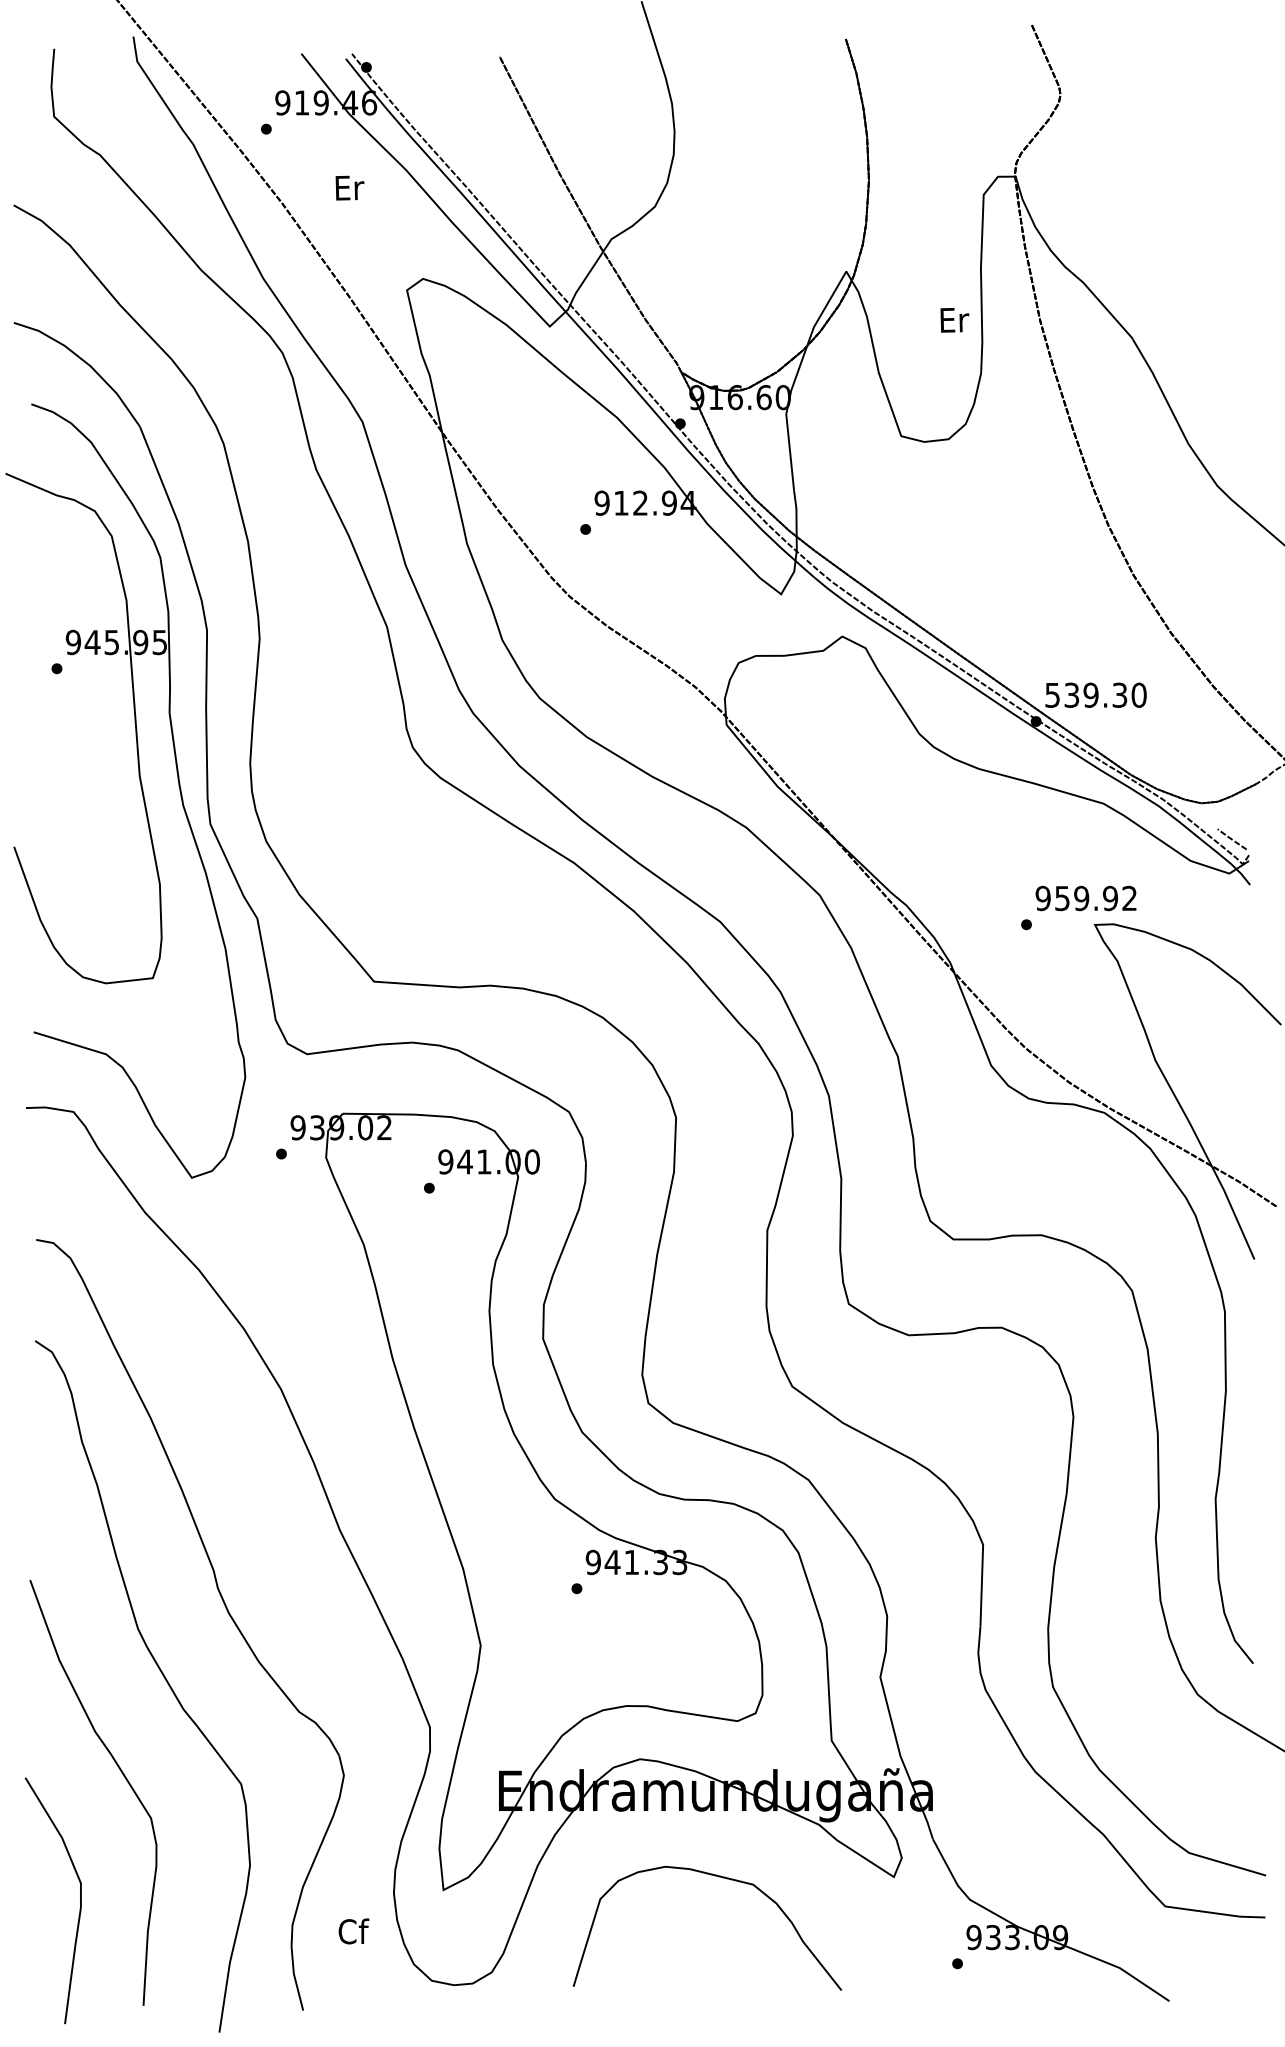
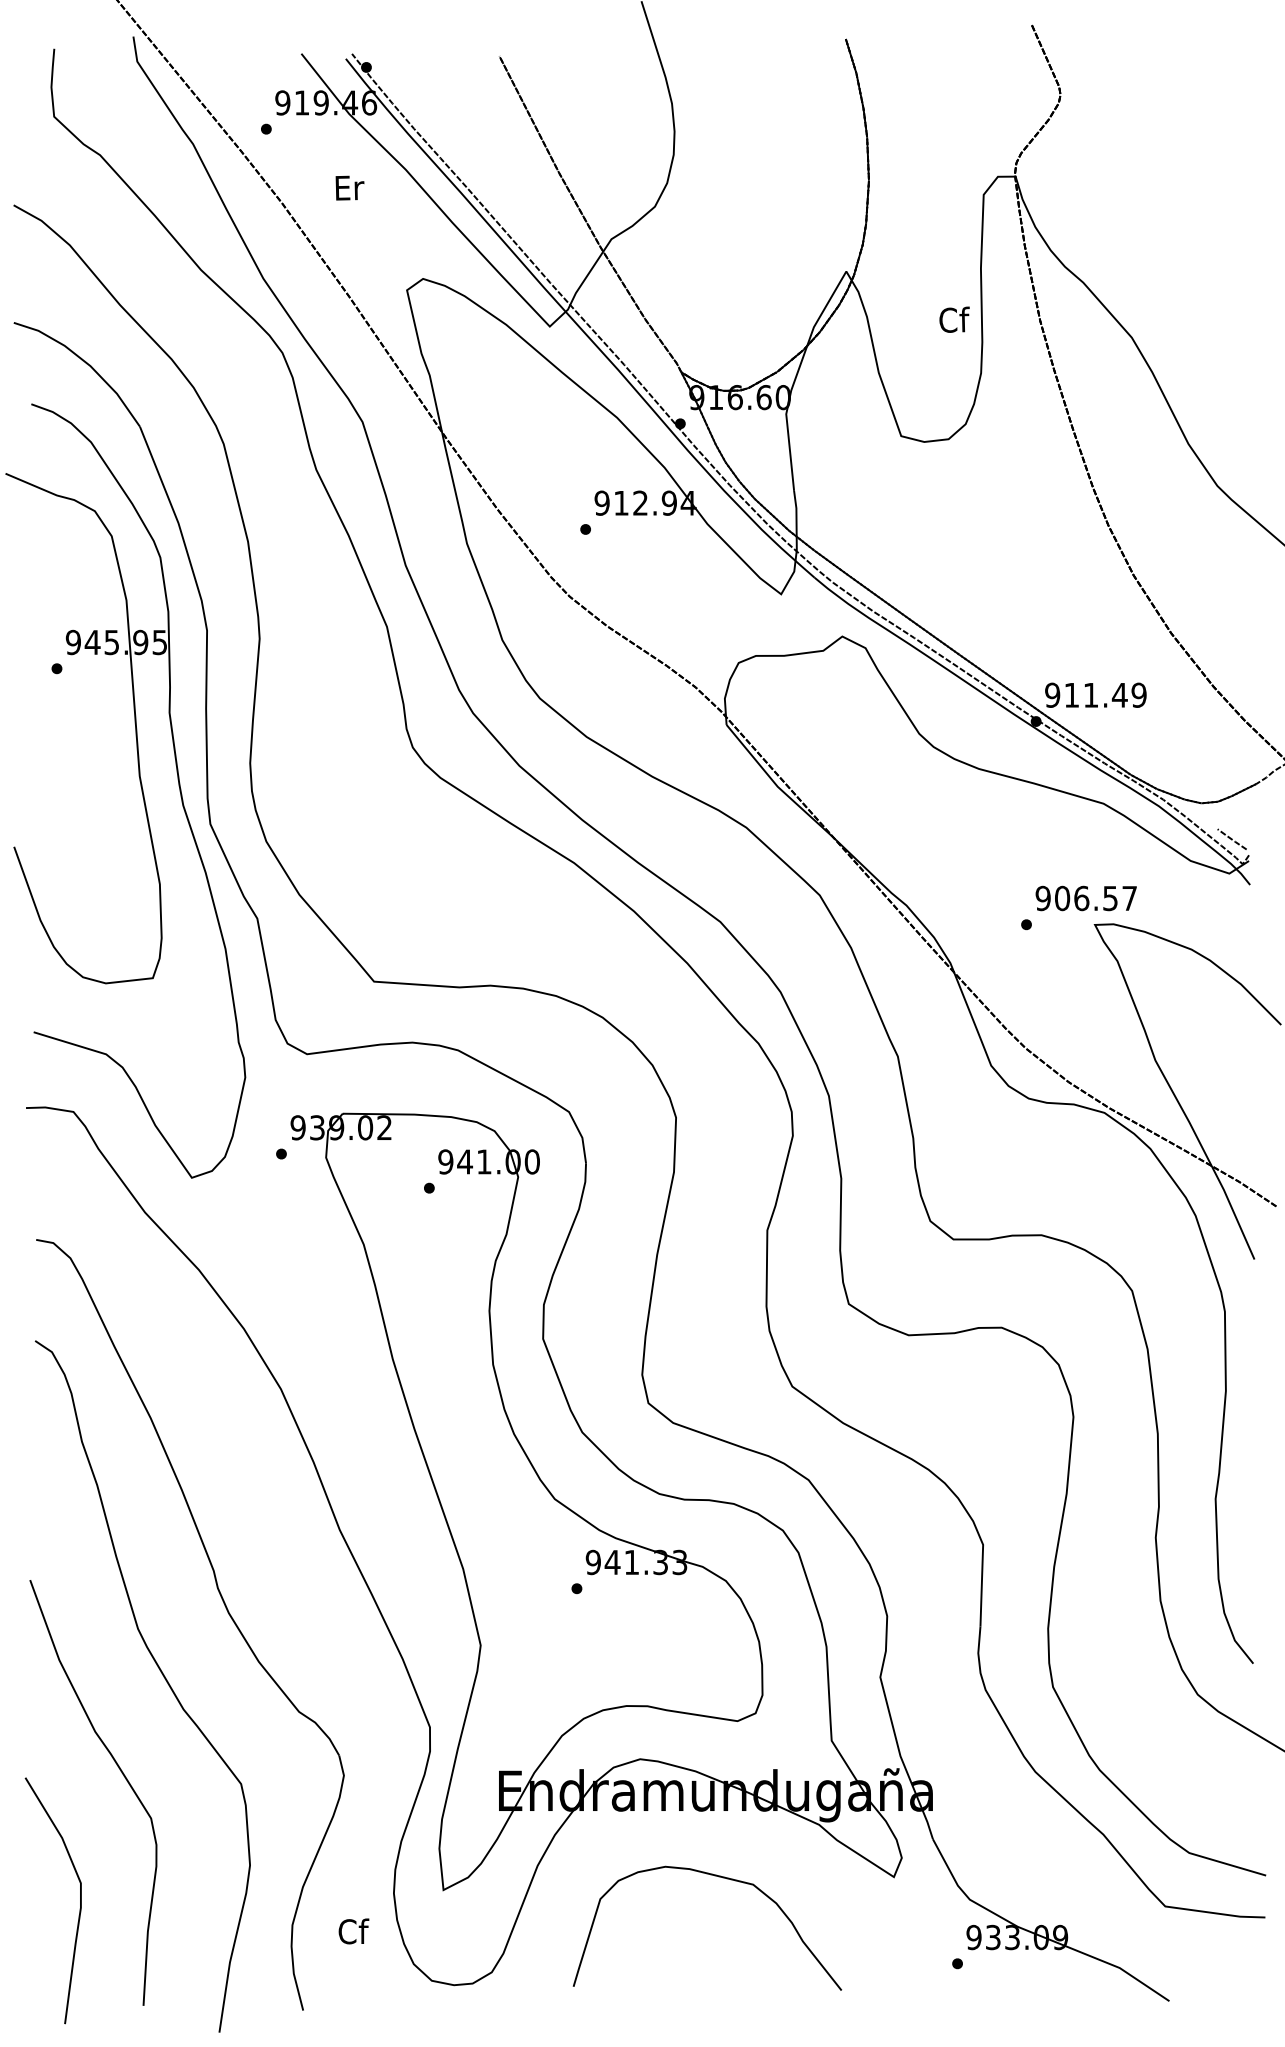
text: Er -> Cf (954, 319)
text: 539.30 -> 911.49 (1095, 694)
text: 959.92 -> 906.57 (1095, 898)
